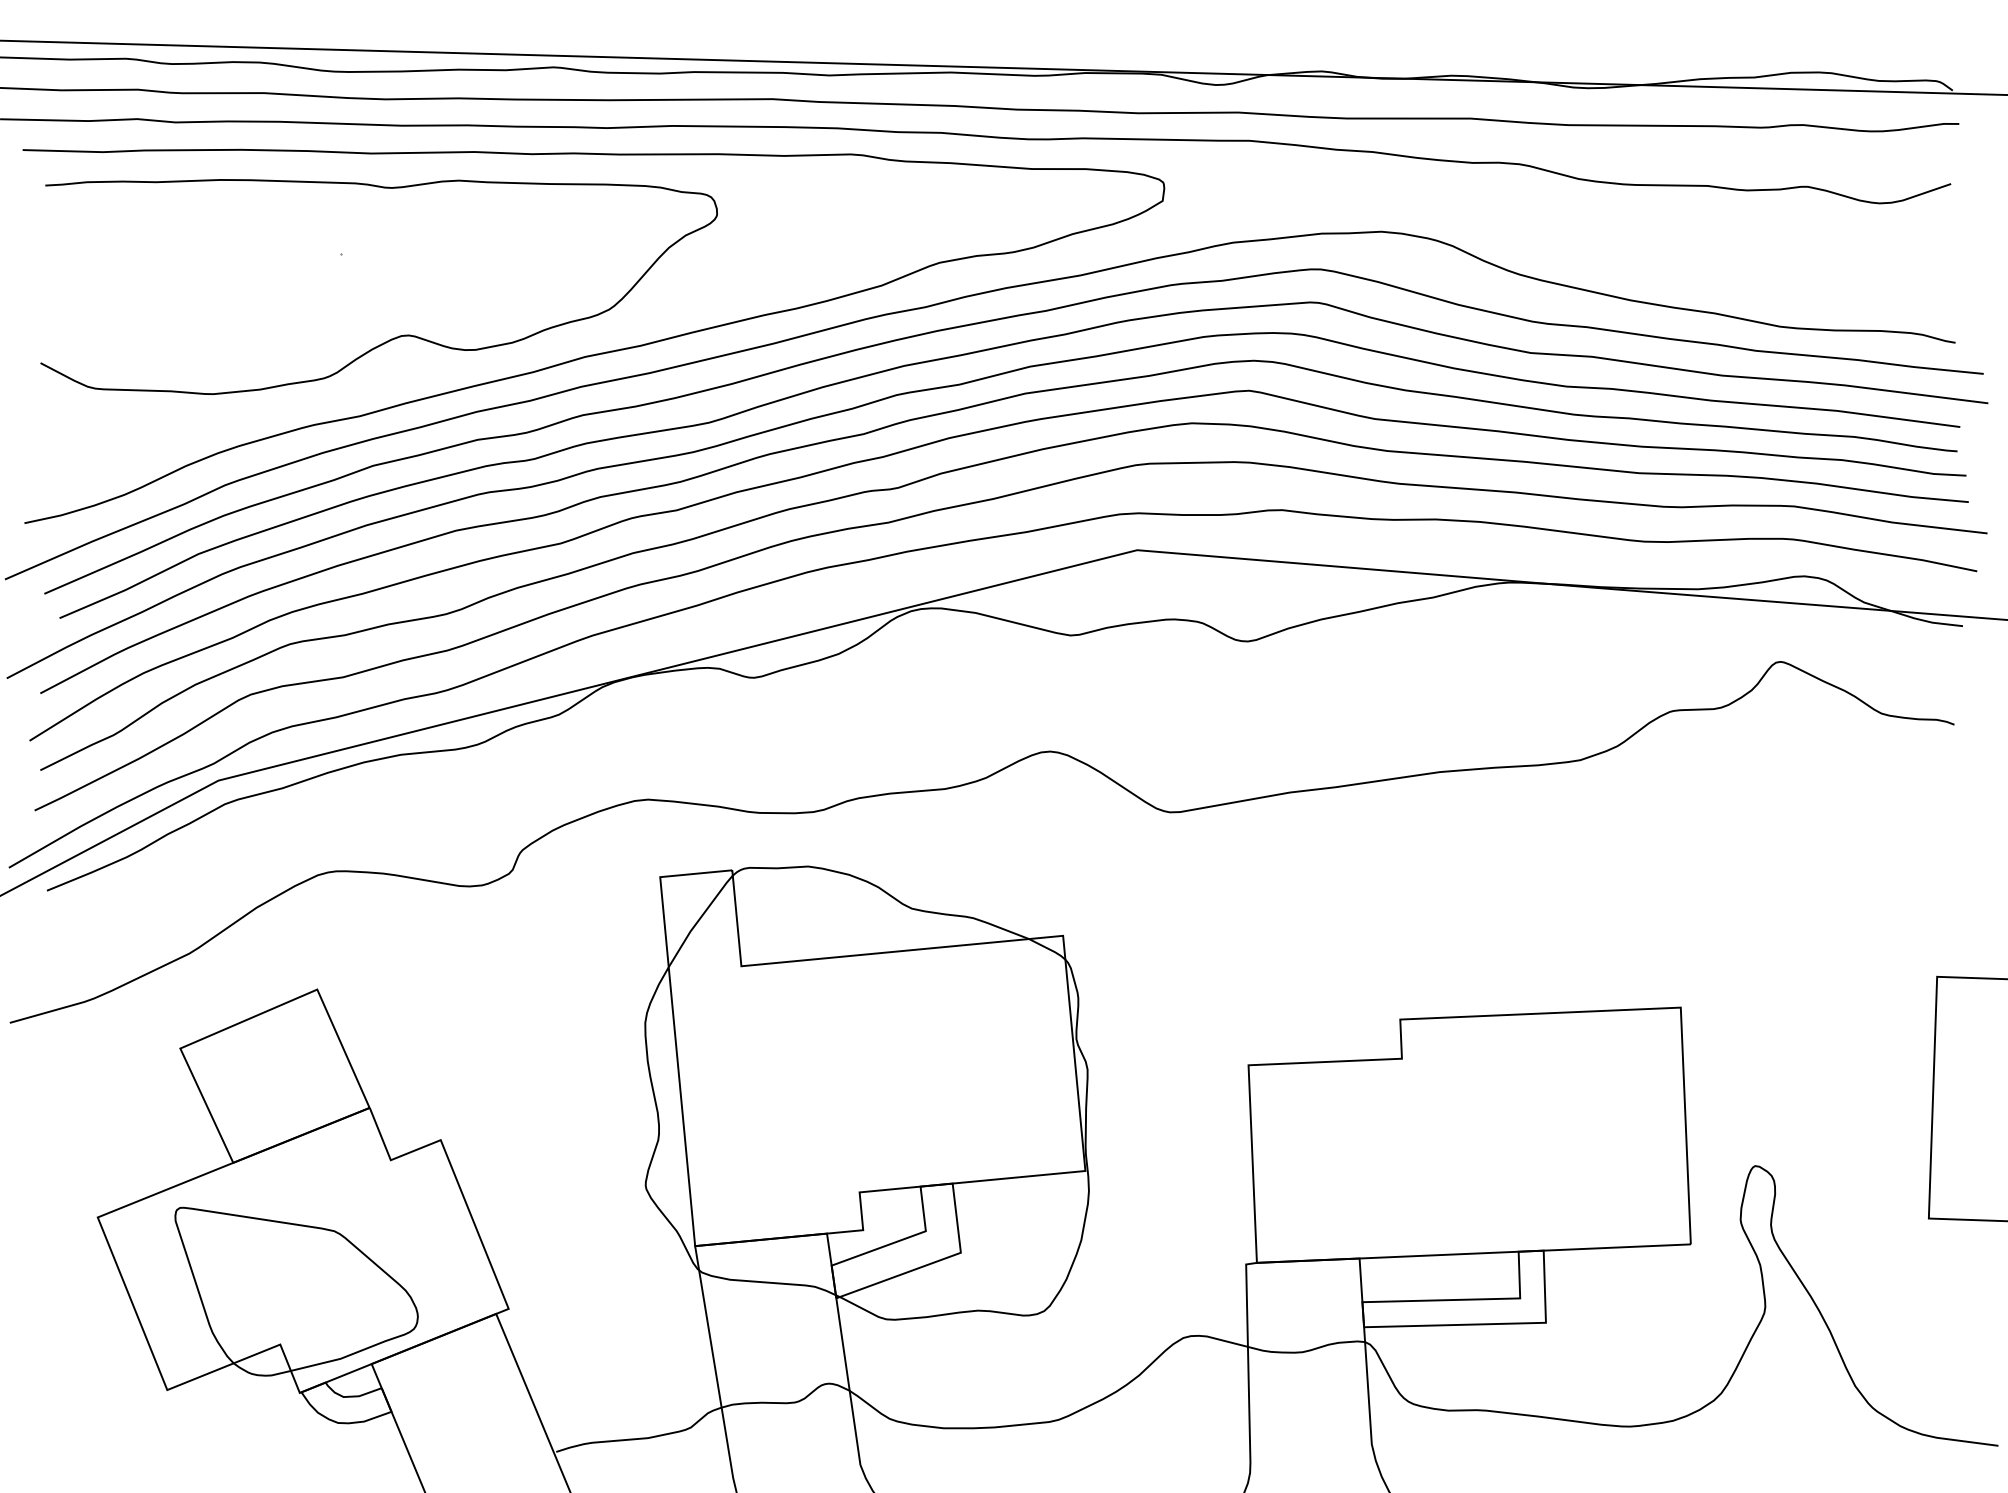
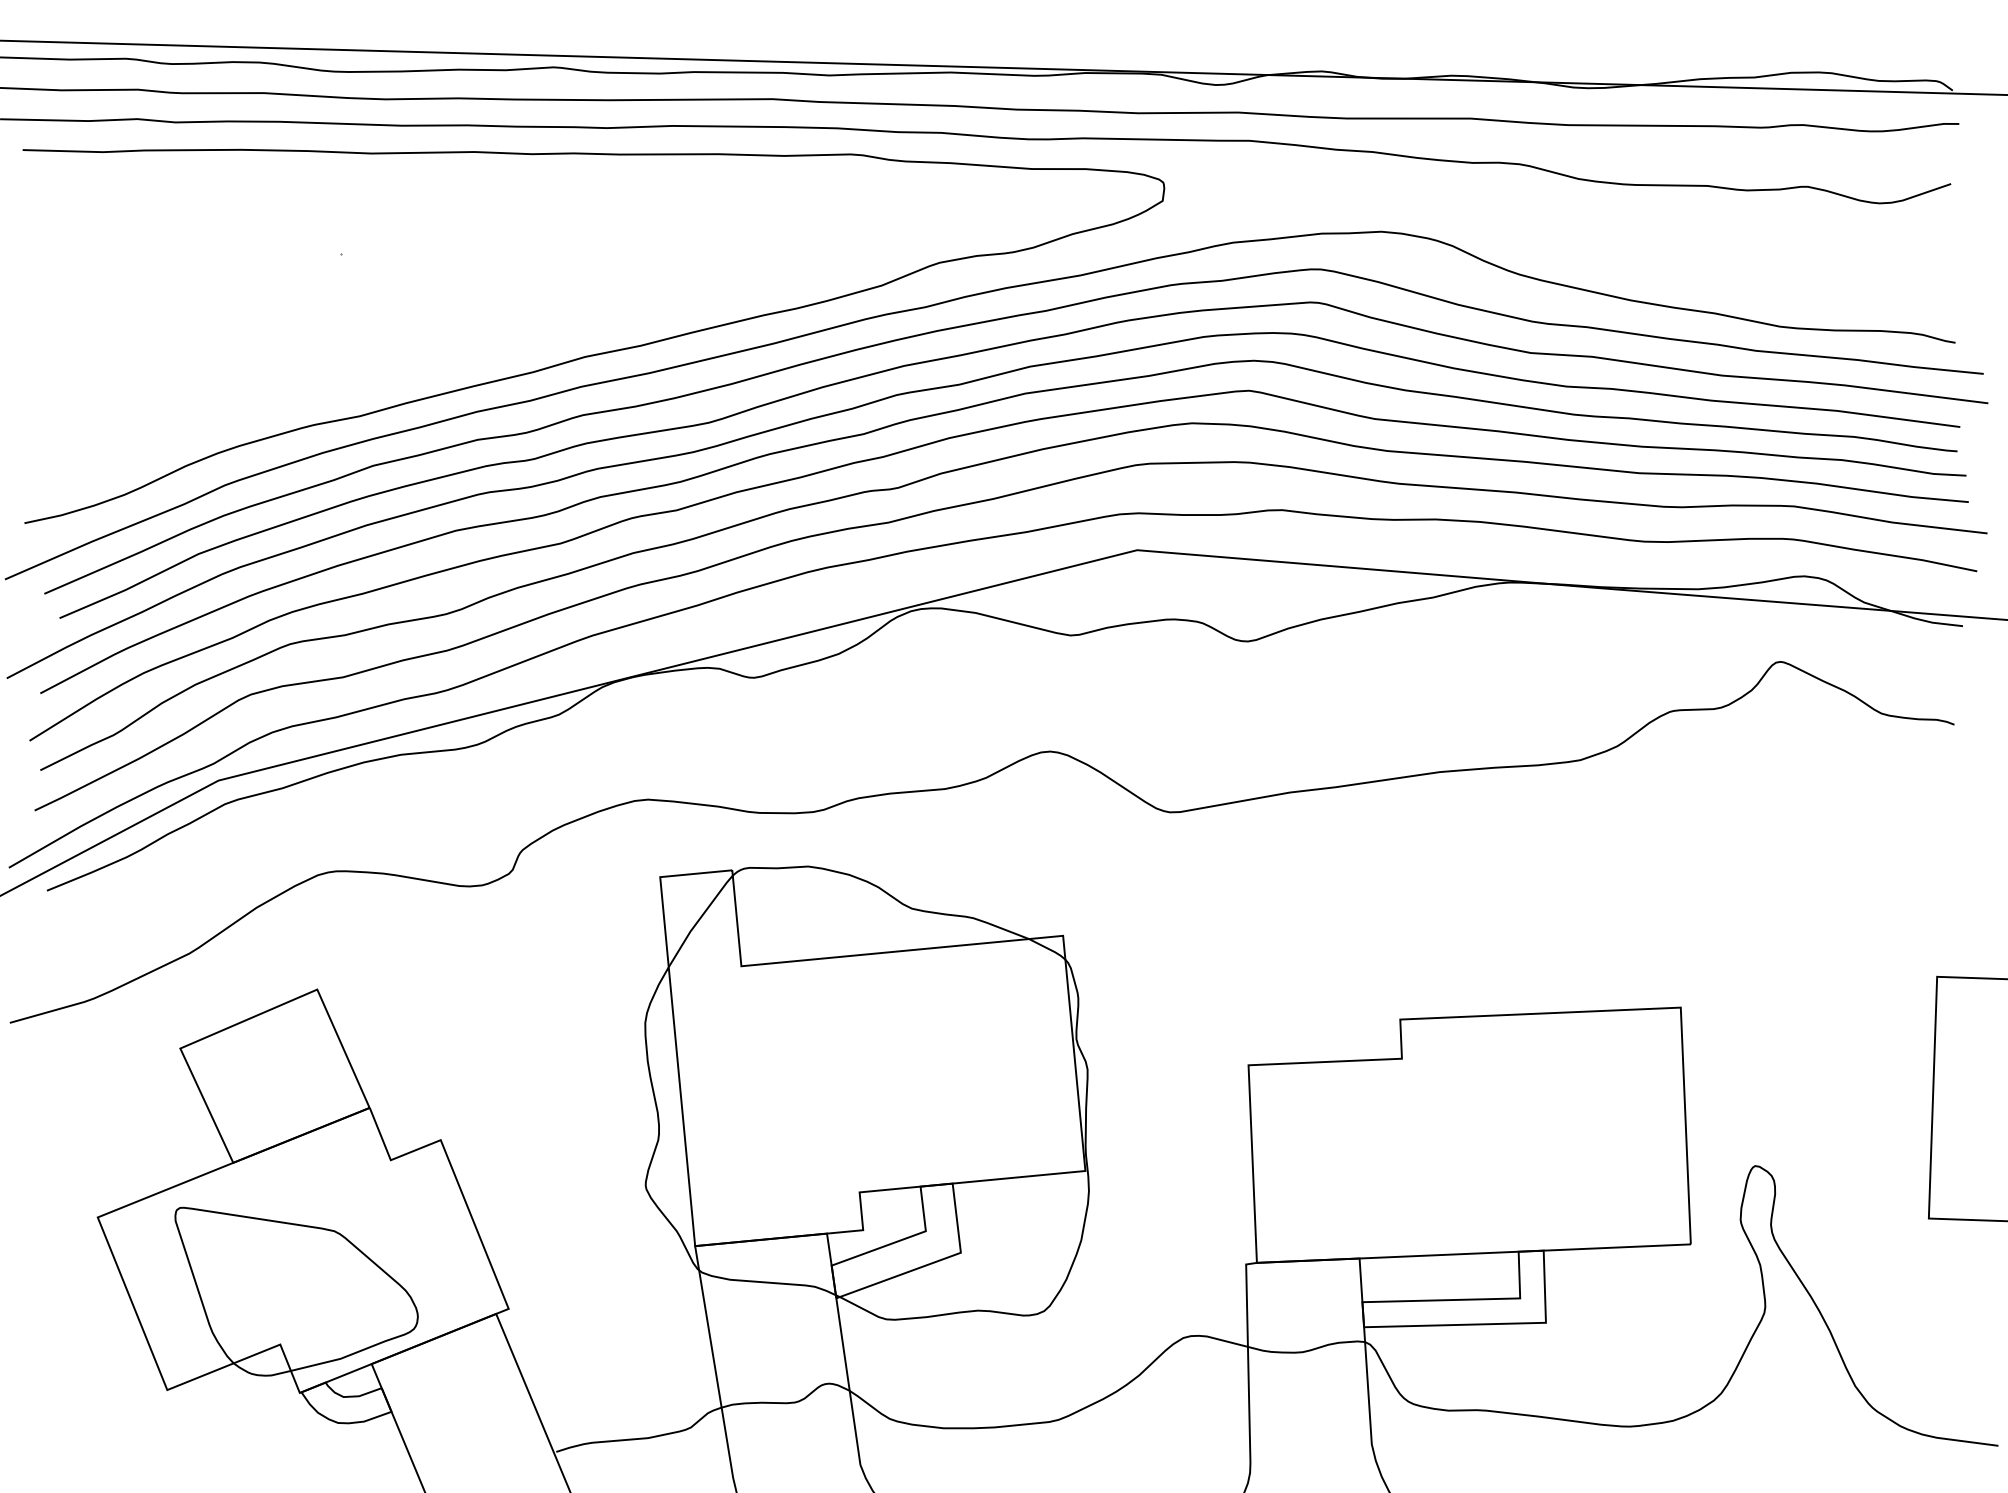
curve: present -> none (396, 336)
